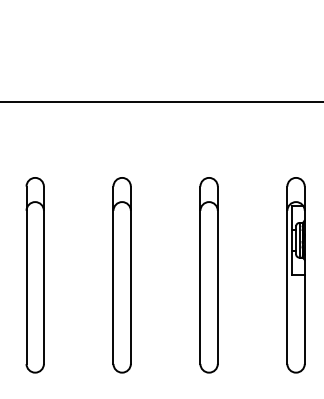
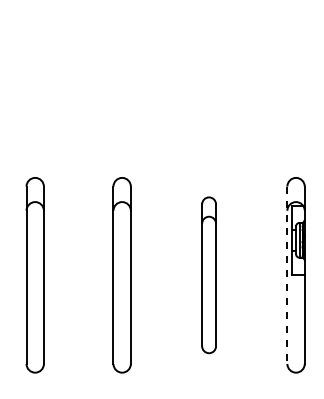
line: present -> none (161, 101)
part size: 20x197 px -> 16x159 px (208, 275)
line: solid -> dashed (287, 275)
